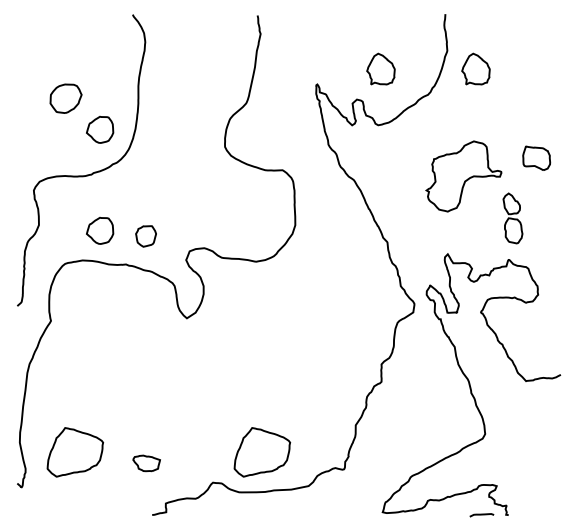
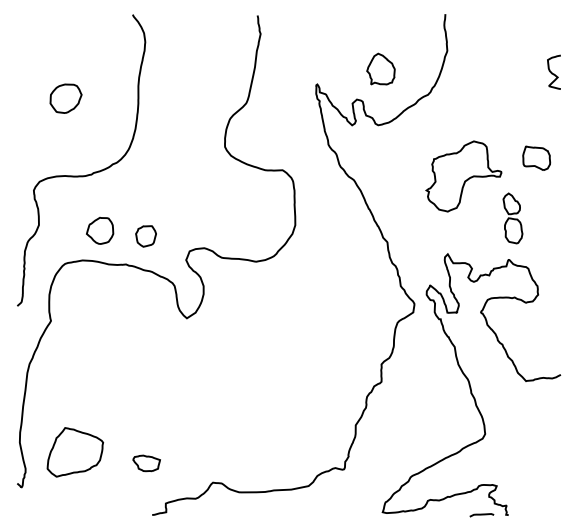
part: present -> none (475, 68)
curve: none -> present (552, 72)
part: present -> none (100, 129)
part: present -> none (262, 452)
